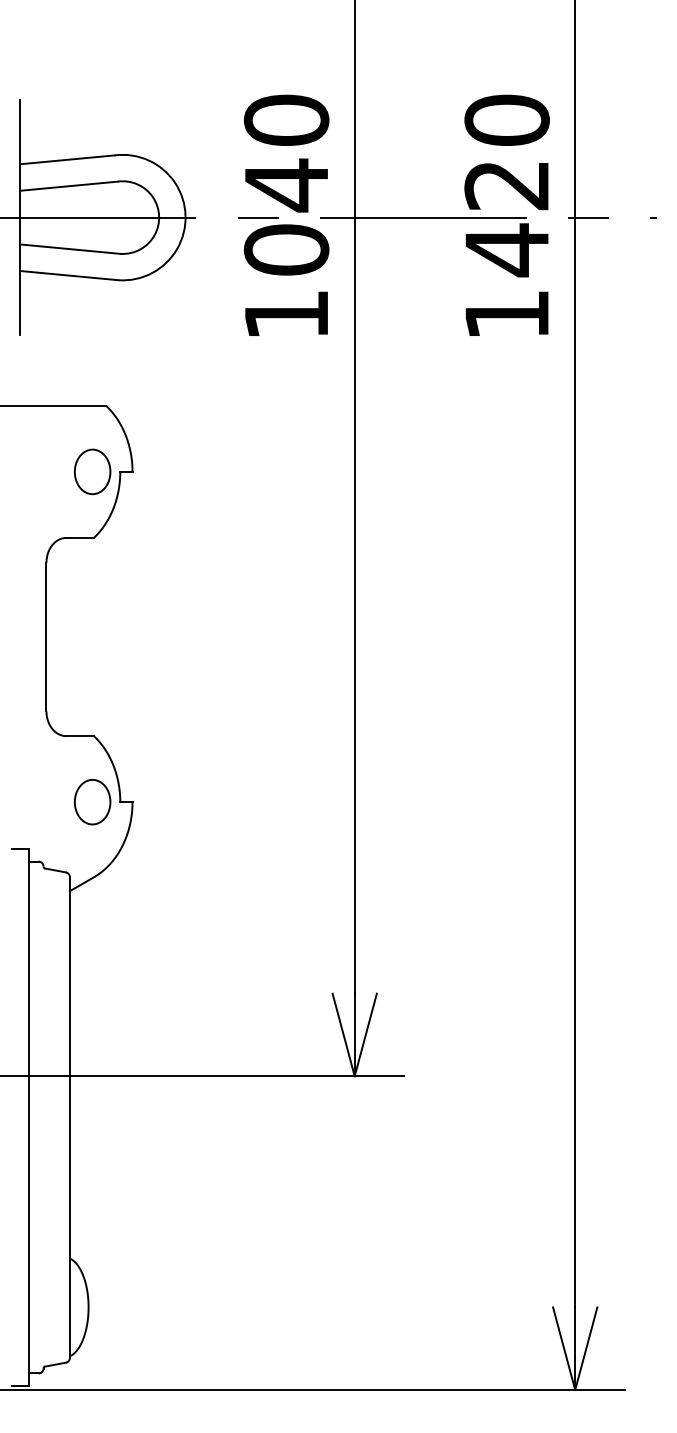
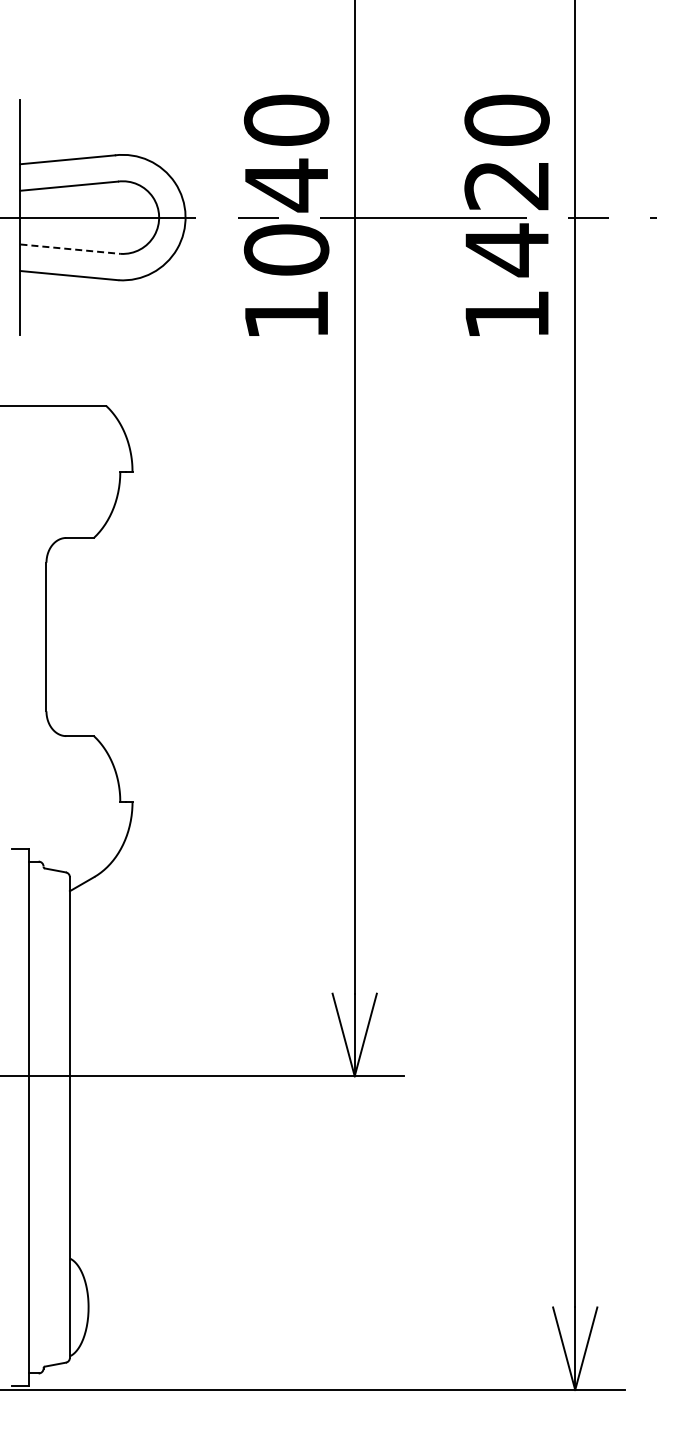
line: solid -> dashed (71, 249)
part: present -> none (92, 471)
part: present -> none (92, 802)
